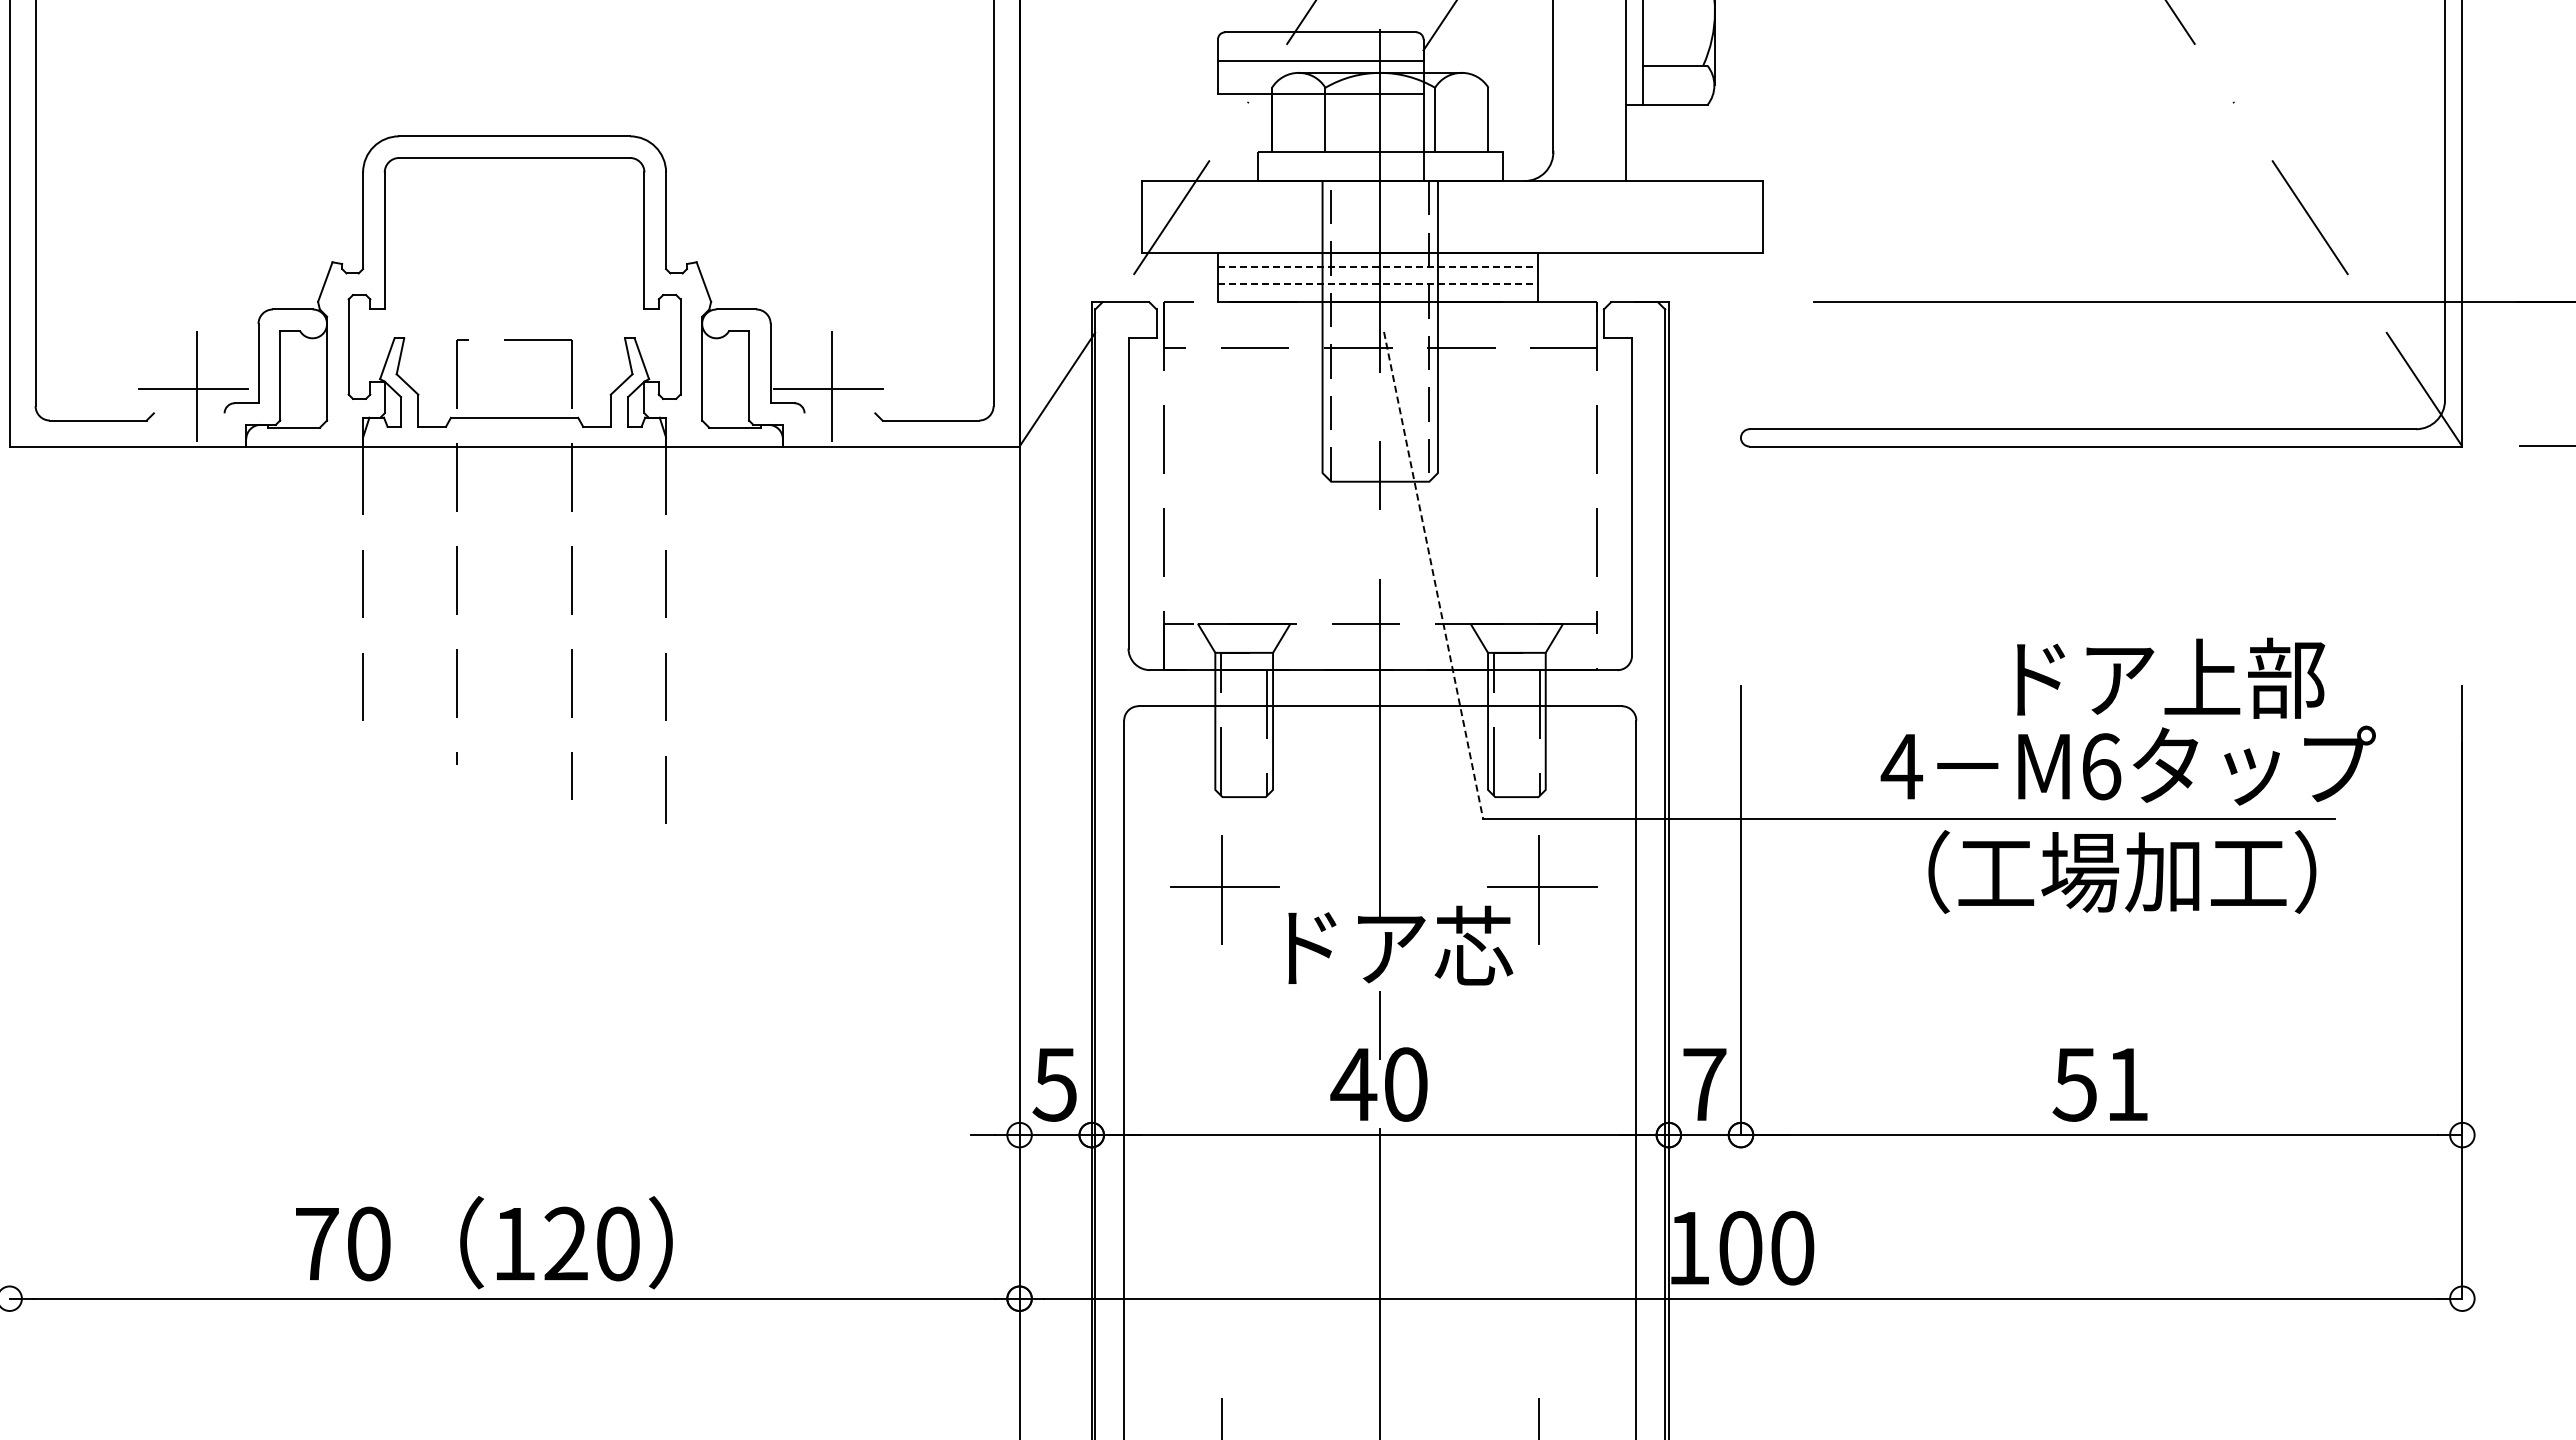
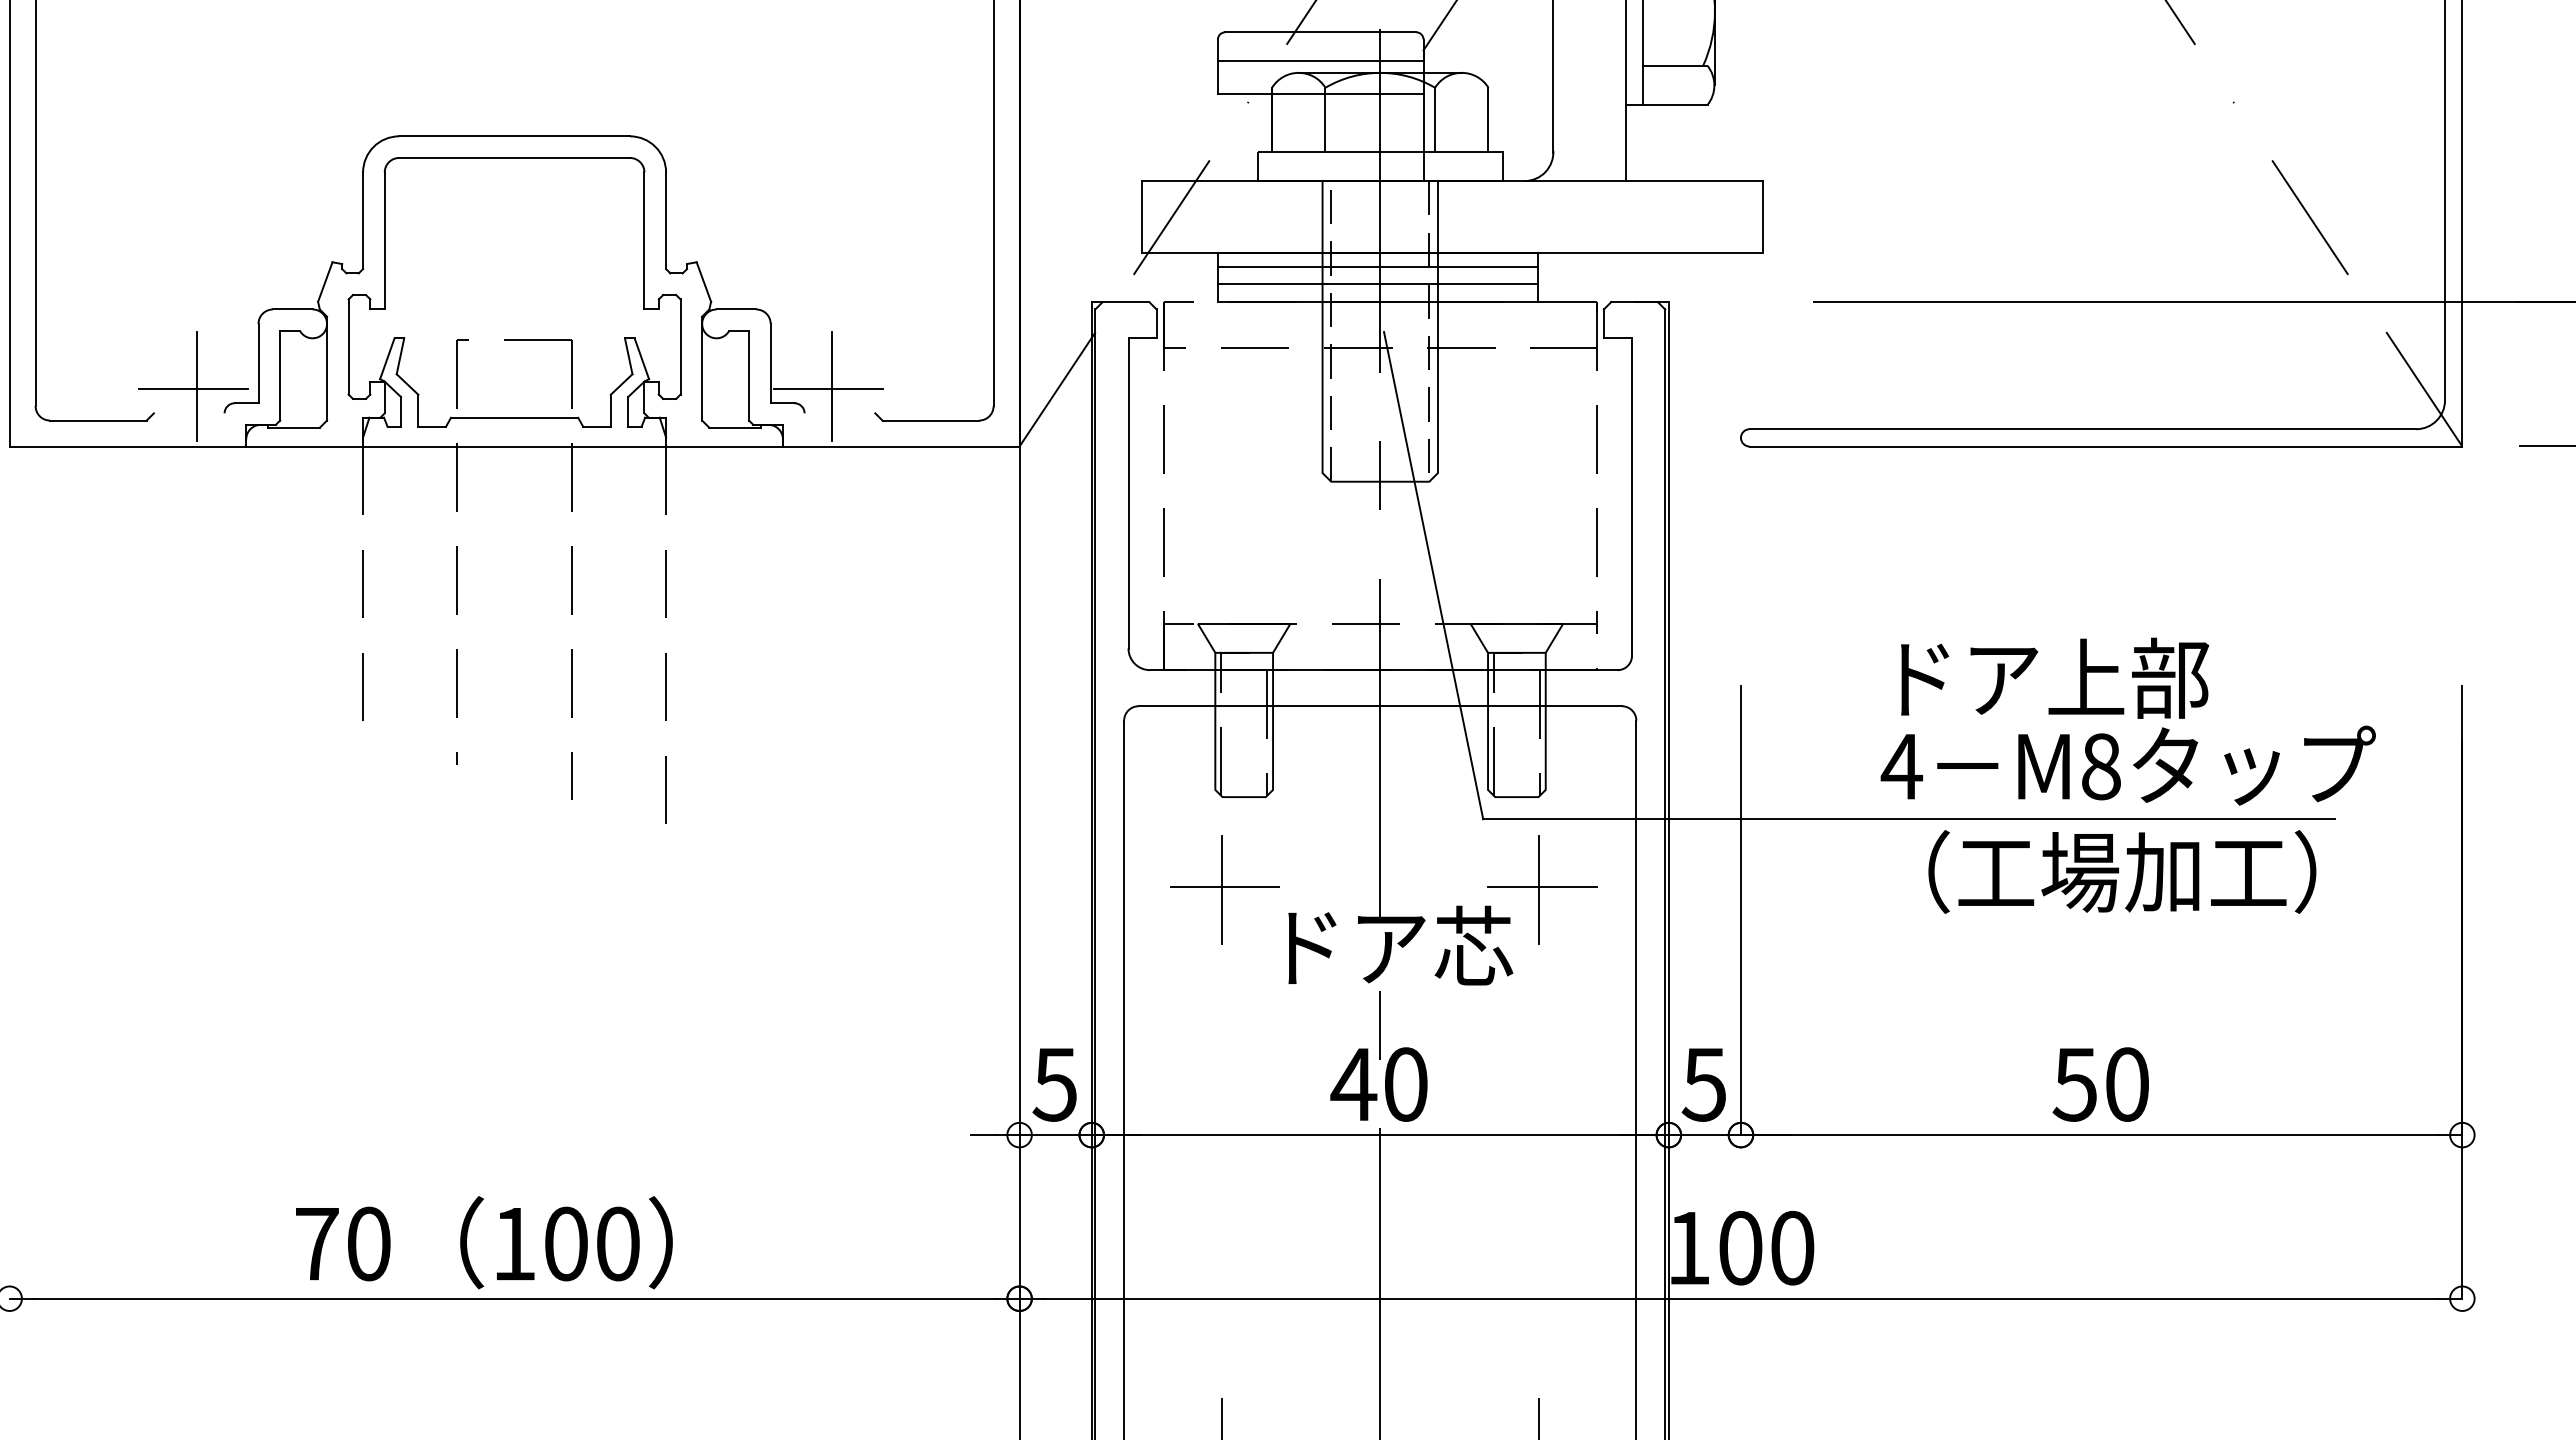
line: dashed -> solid (1377, 267)
line: dashed -> solid (1377, 283)
line: dashed -> solid (1433, 575)
text position: (2171, 677) -> (2055, 677) (2055, 677)
text: M6 -> M8 (2101, 766)
text: 7 -> 5 (1703, 1084)
text: 51 -> 50 (2127, 1084)
text: 120 -> 100 (565, 1243)
